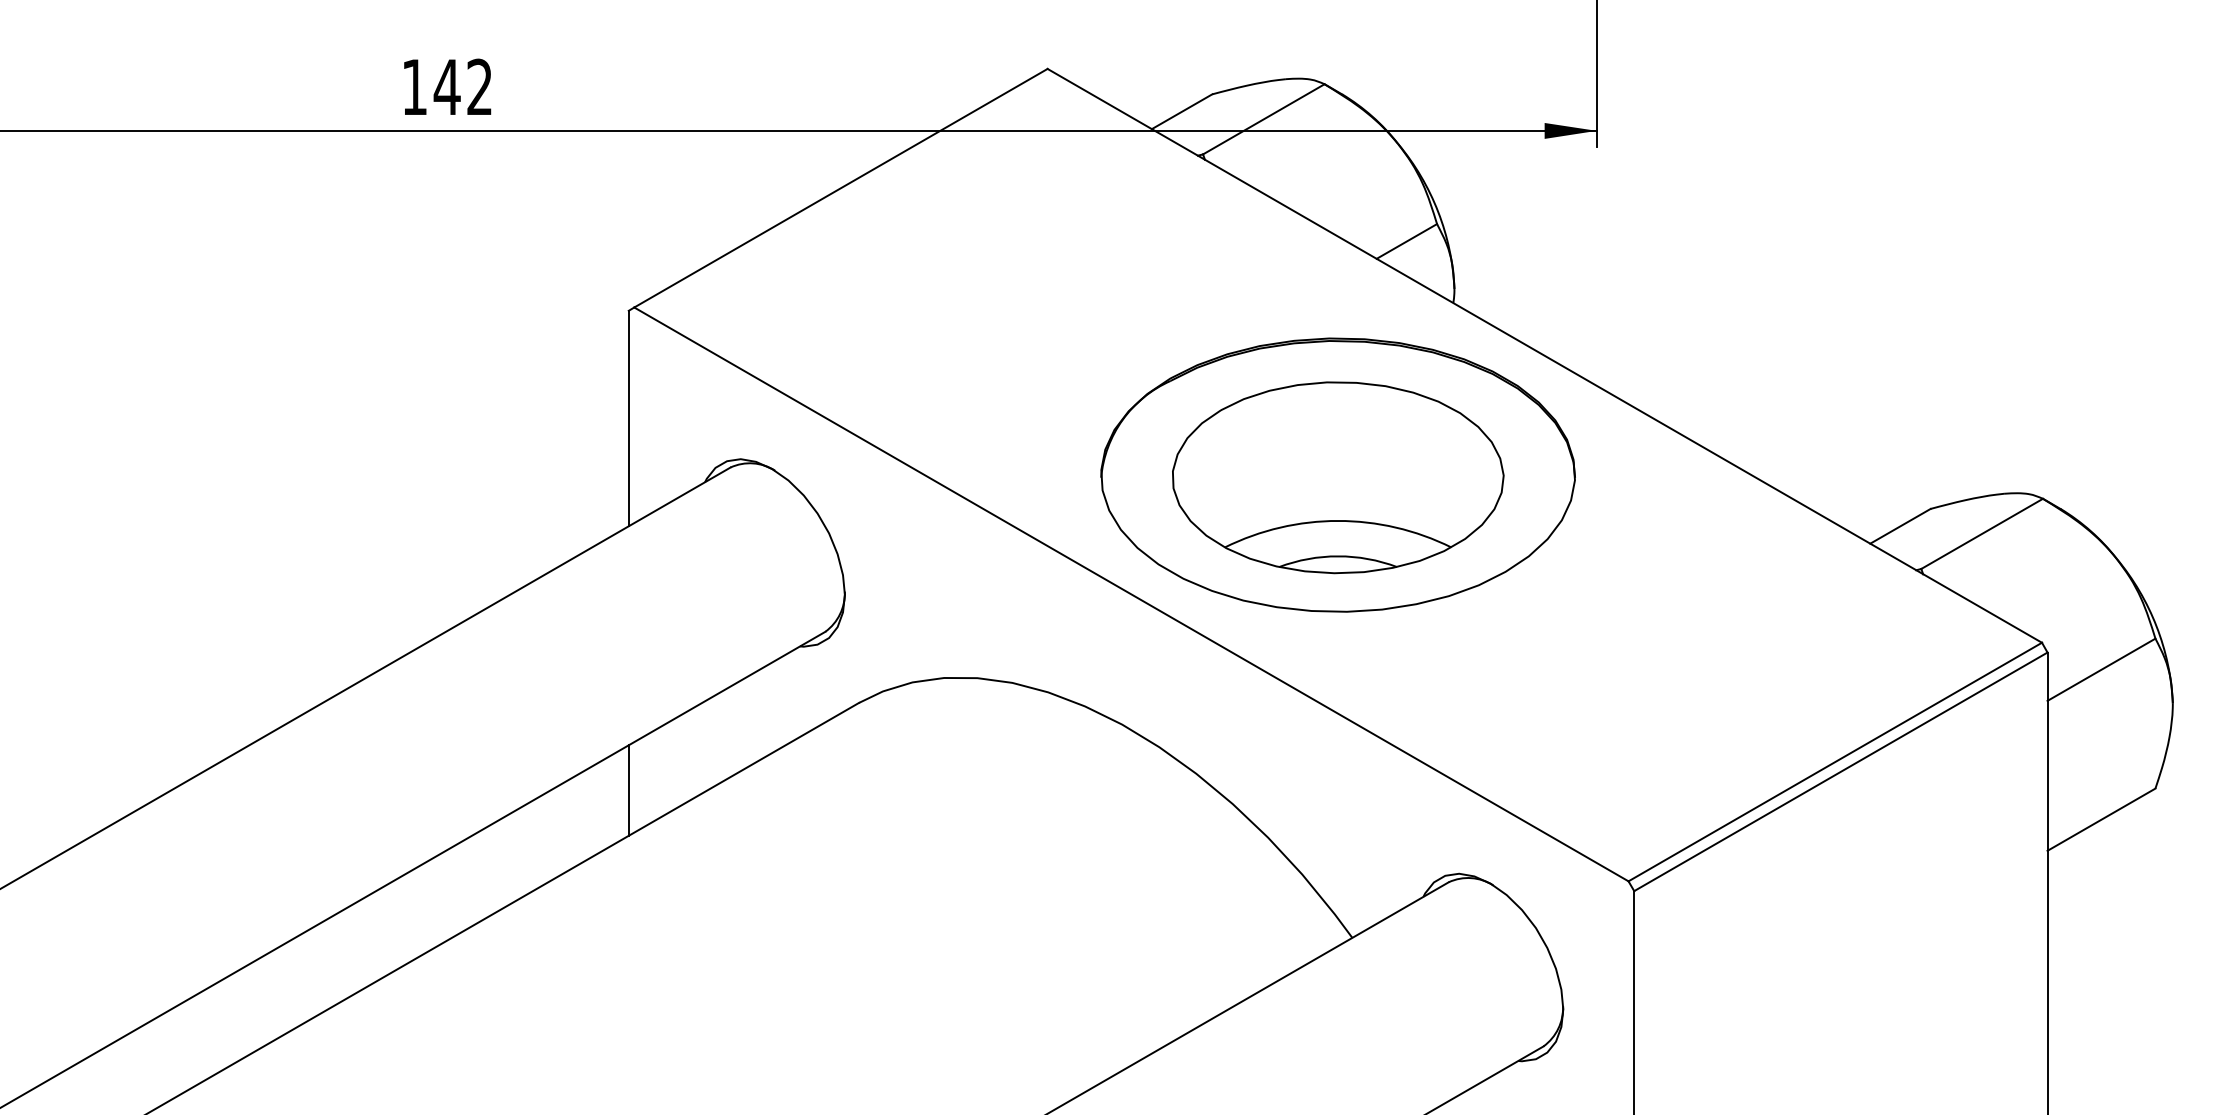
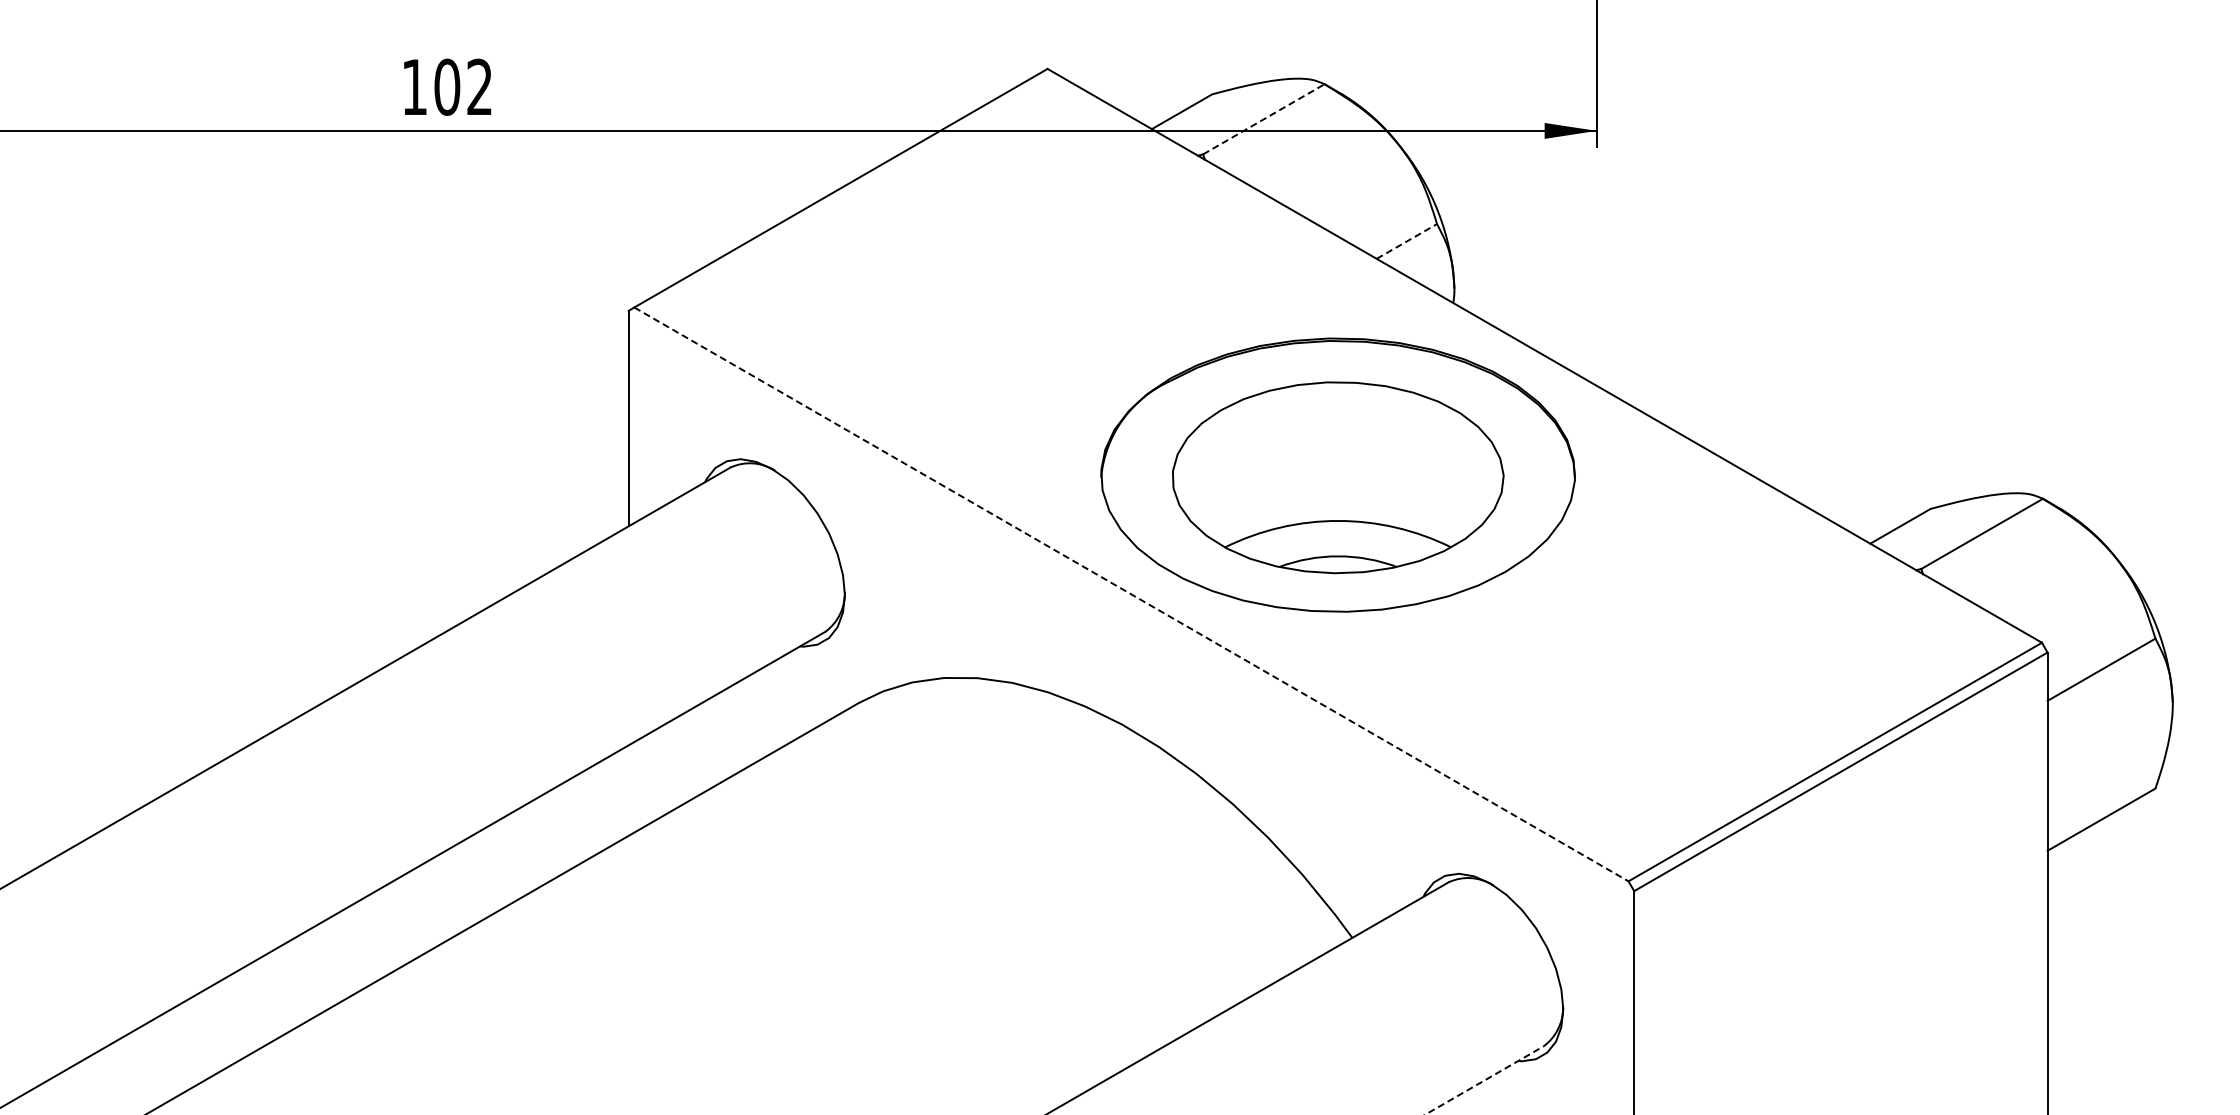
text: 142 -> 102 (446, 86)
line: solid -> dashed (1264, 119)
line: solid -> dashed (1406, 241)
line: solid -> dashed (1131, 594)
line: present -> none (628, 790)
line: solid -> dashed (1484, 1080)
